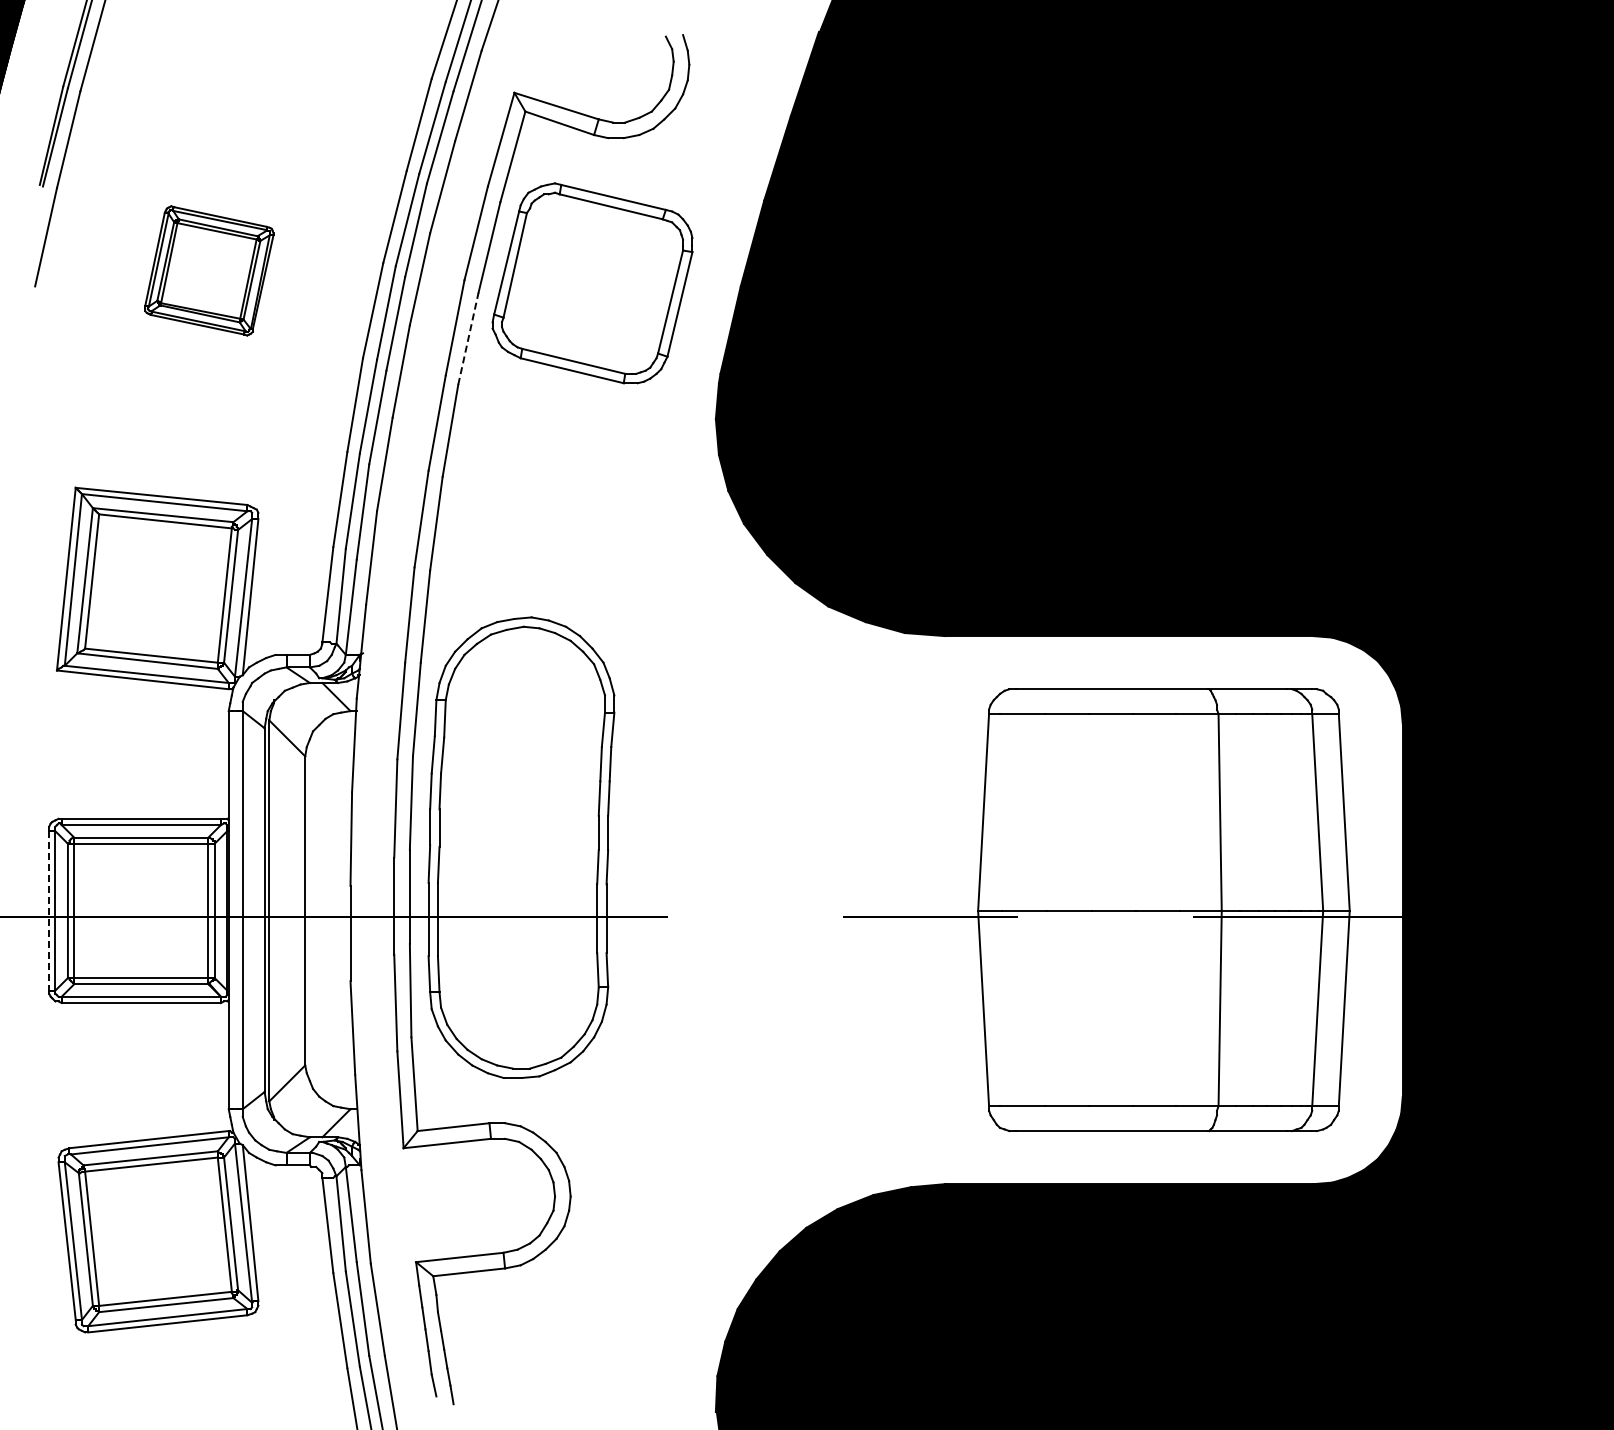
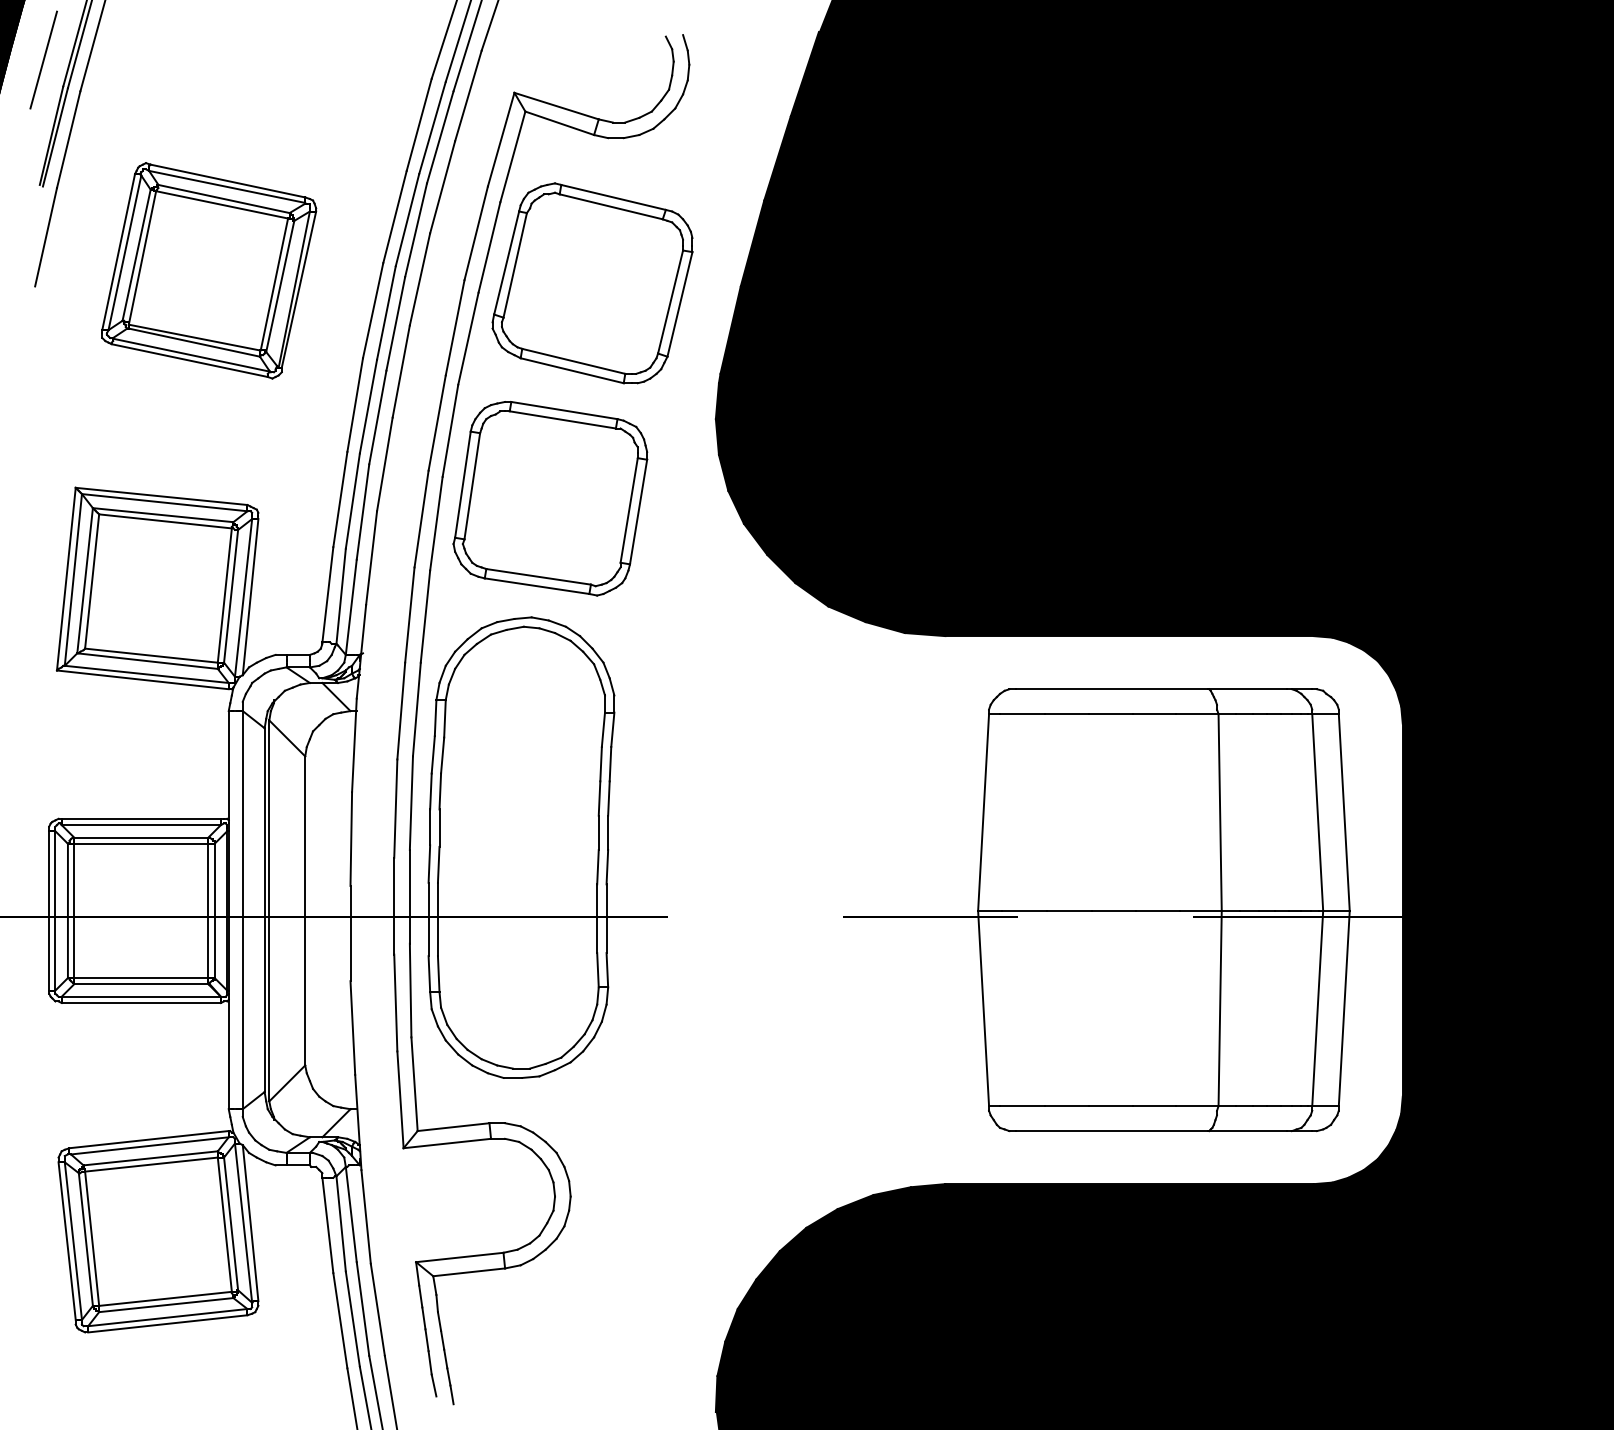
line: none -> present (43, 59)
part size: 131x132 px -> 217x218 px (209, 270)
line: dashed -> solid (468, 338)
part: none -> present (550, 498)
line: dashed -> solid (49, 910)
